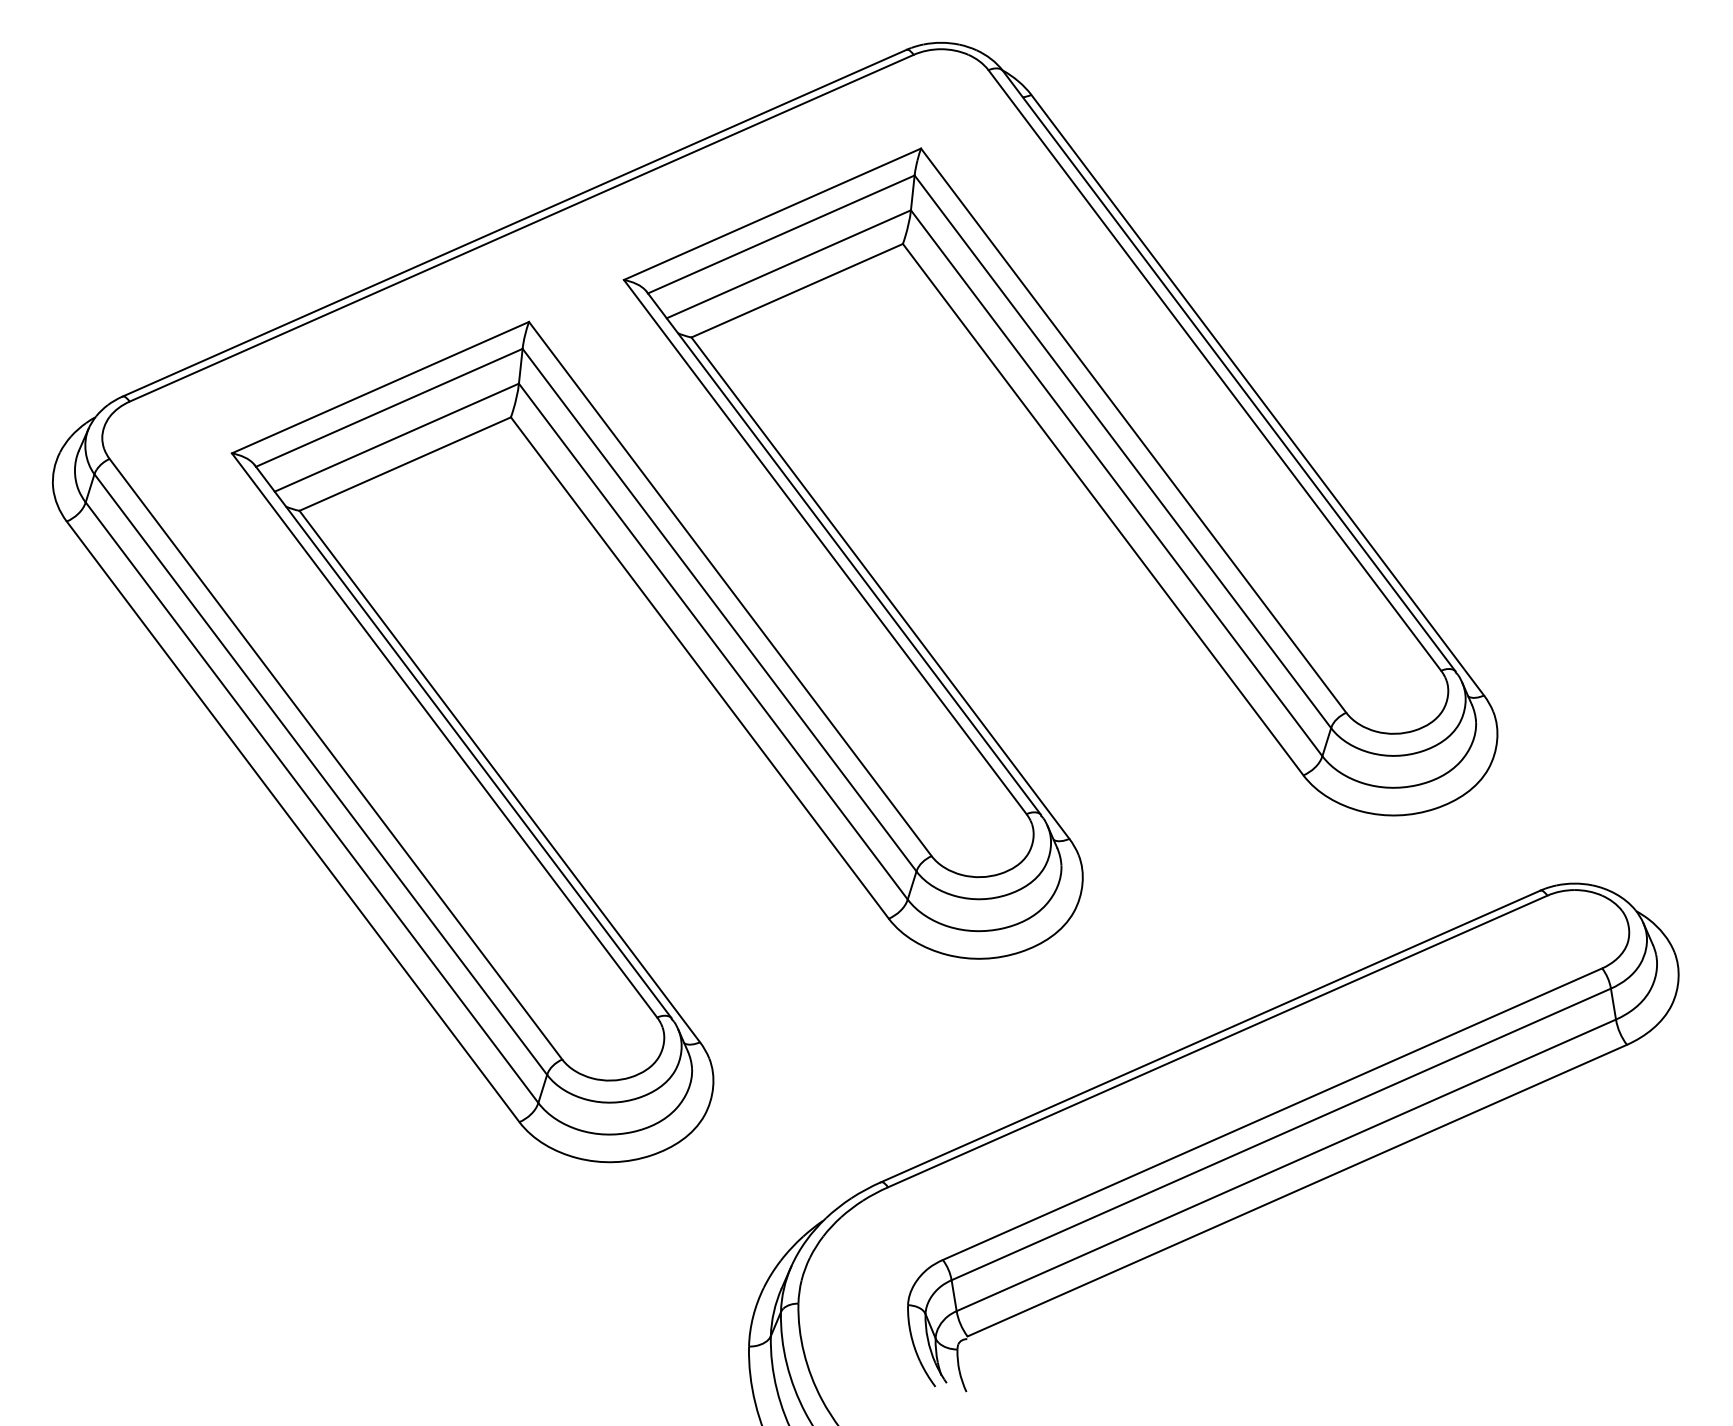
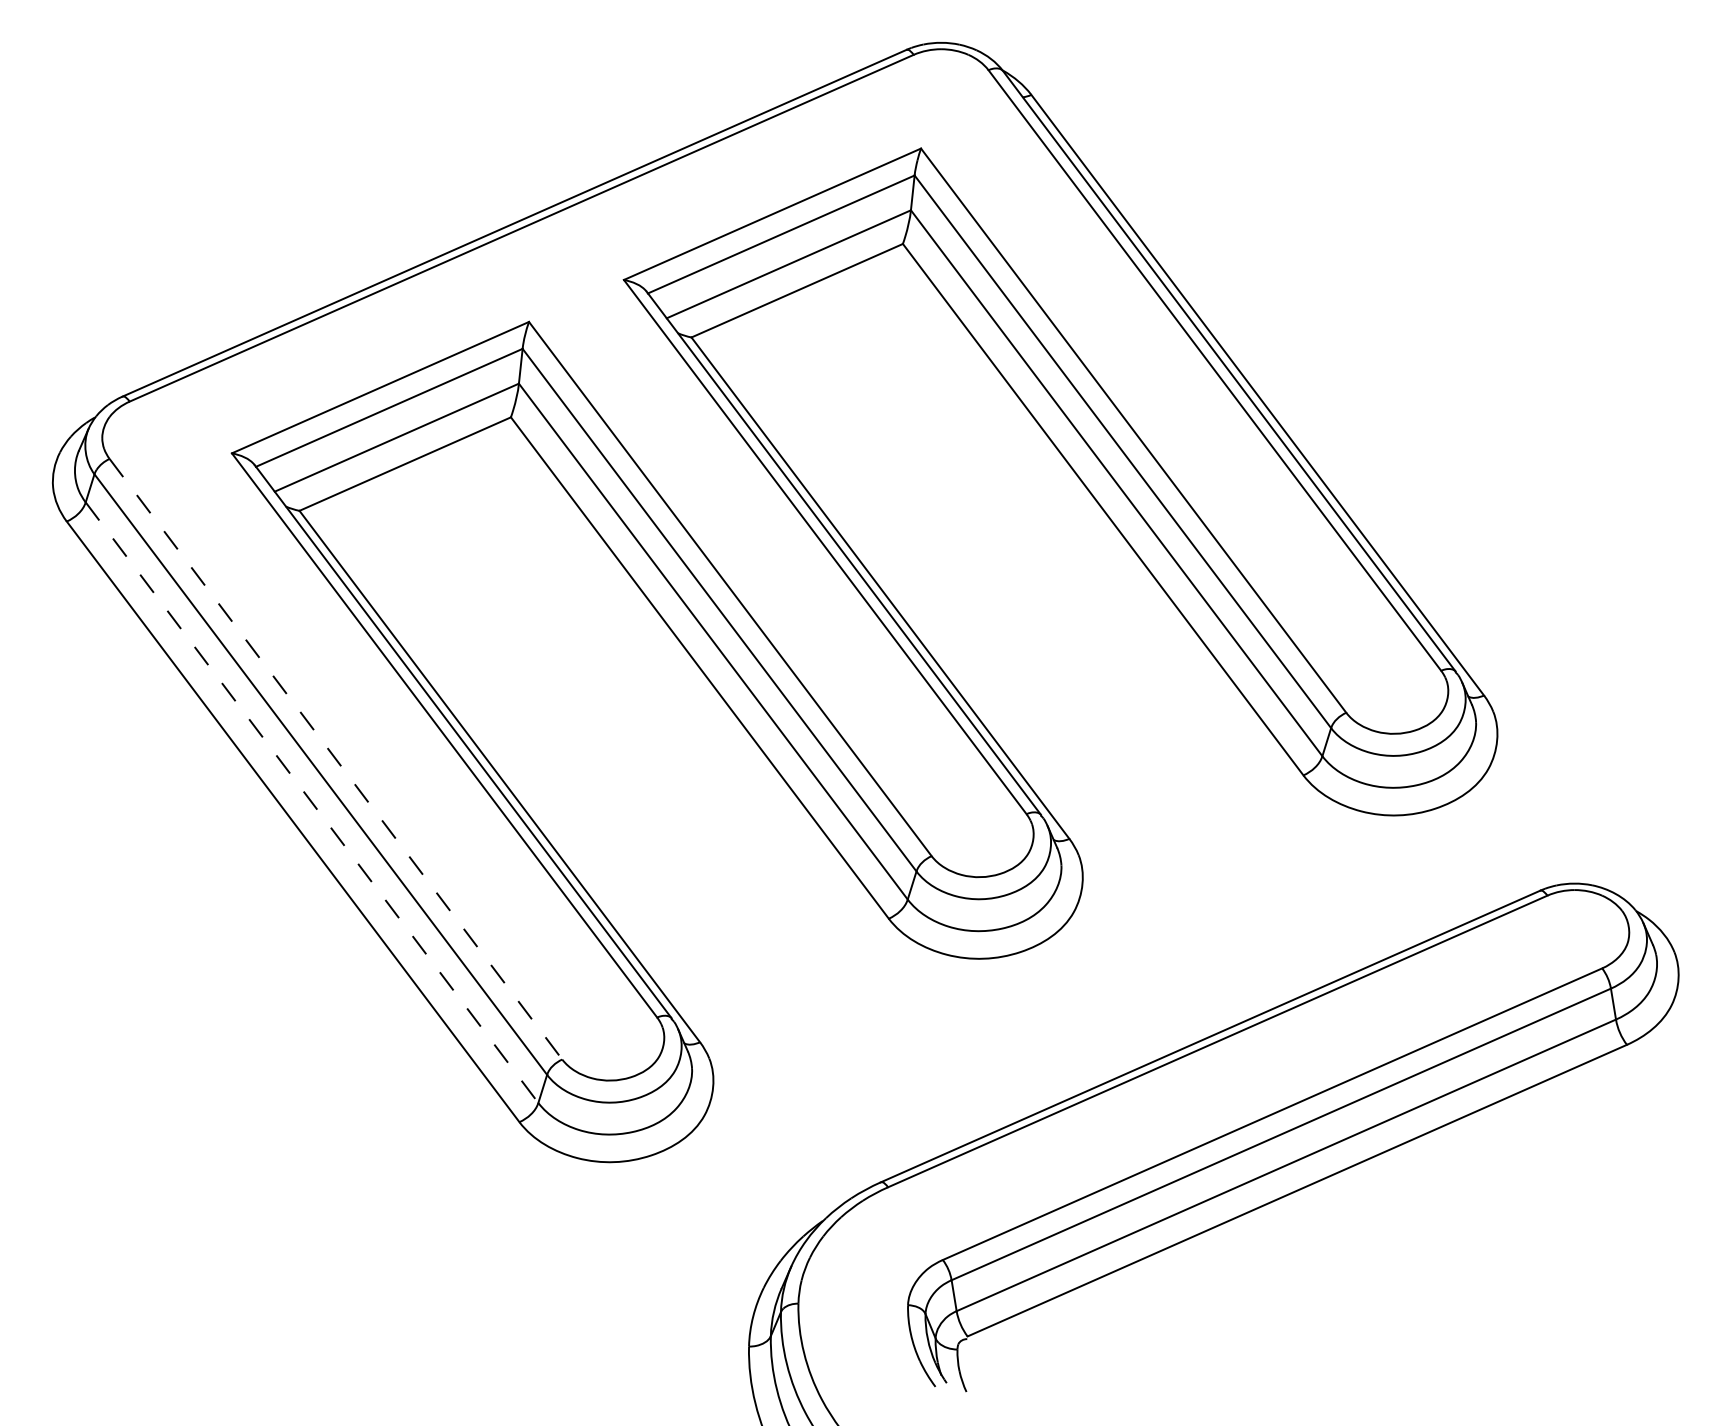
line: solid -> dashed (336, 759)
line: solid -> dashed (312, 803)
